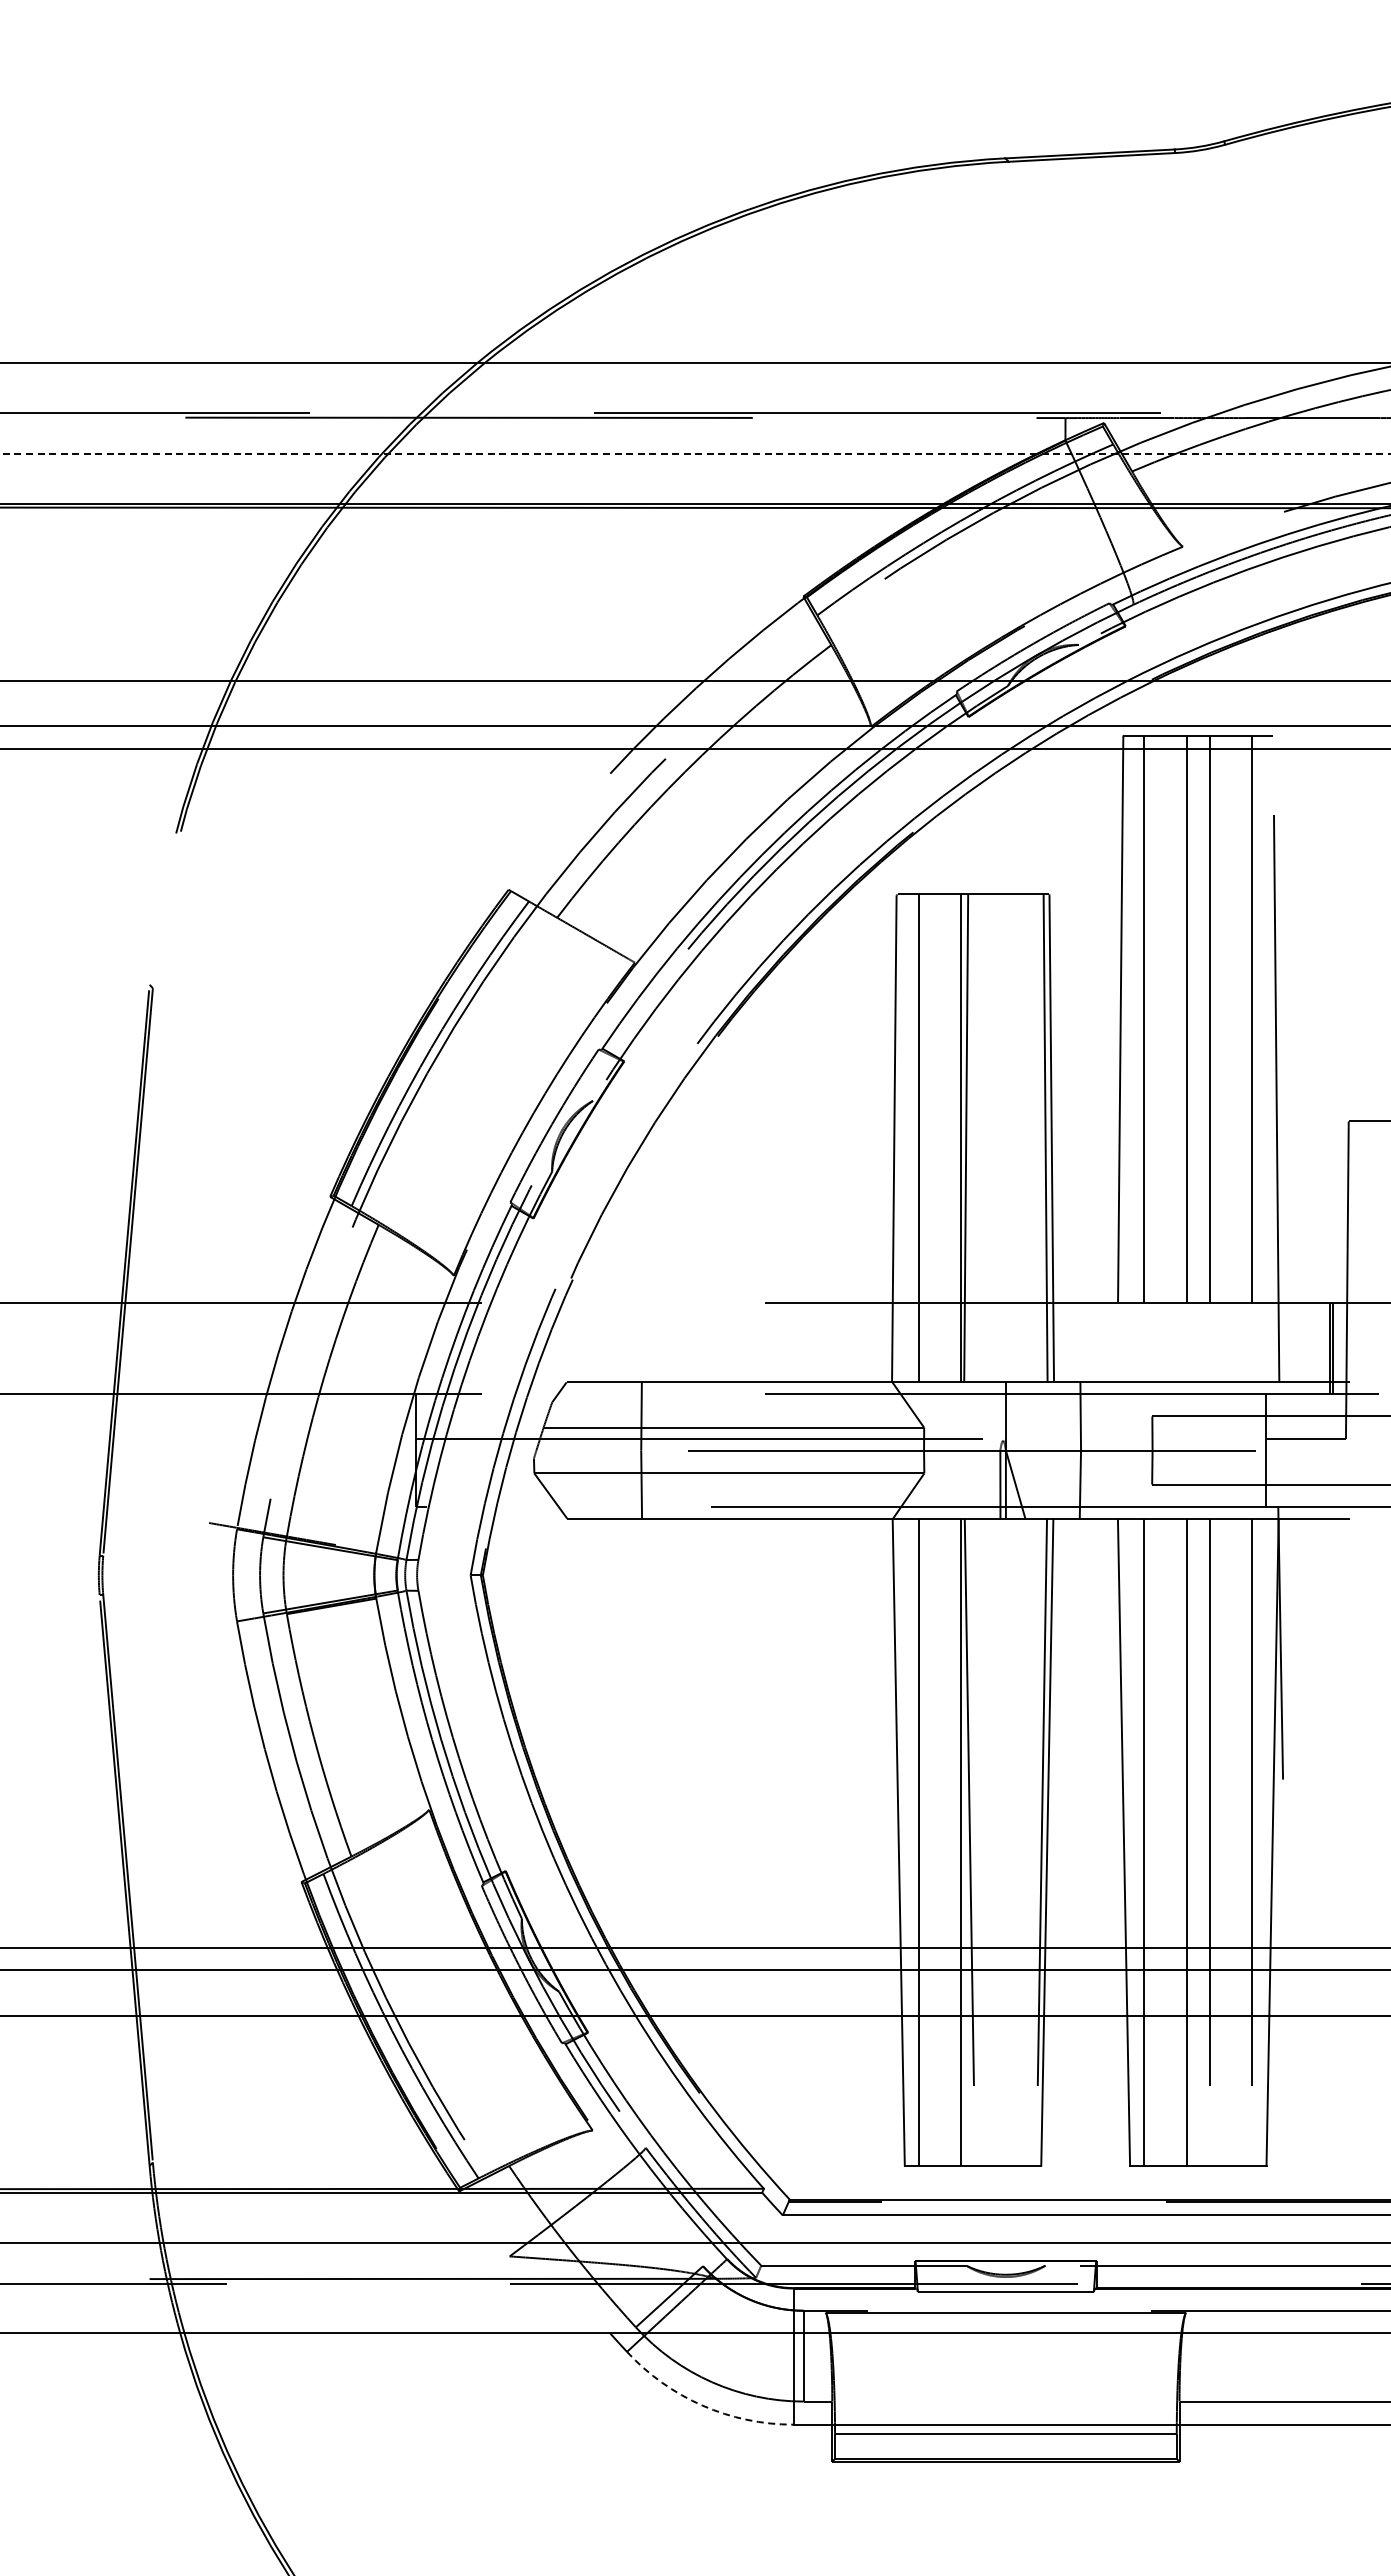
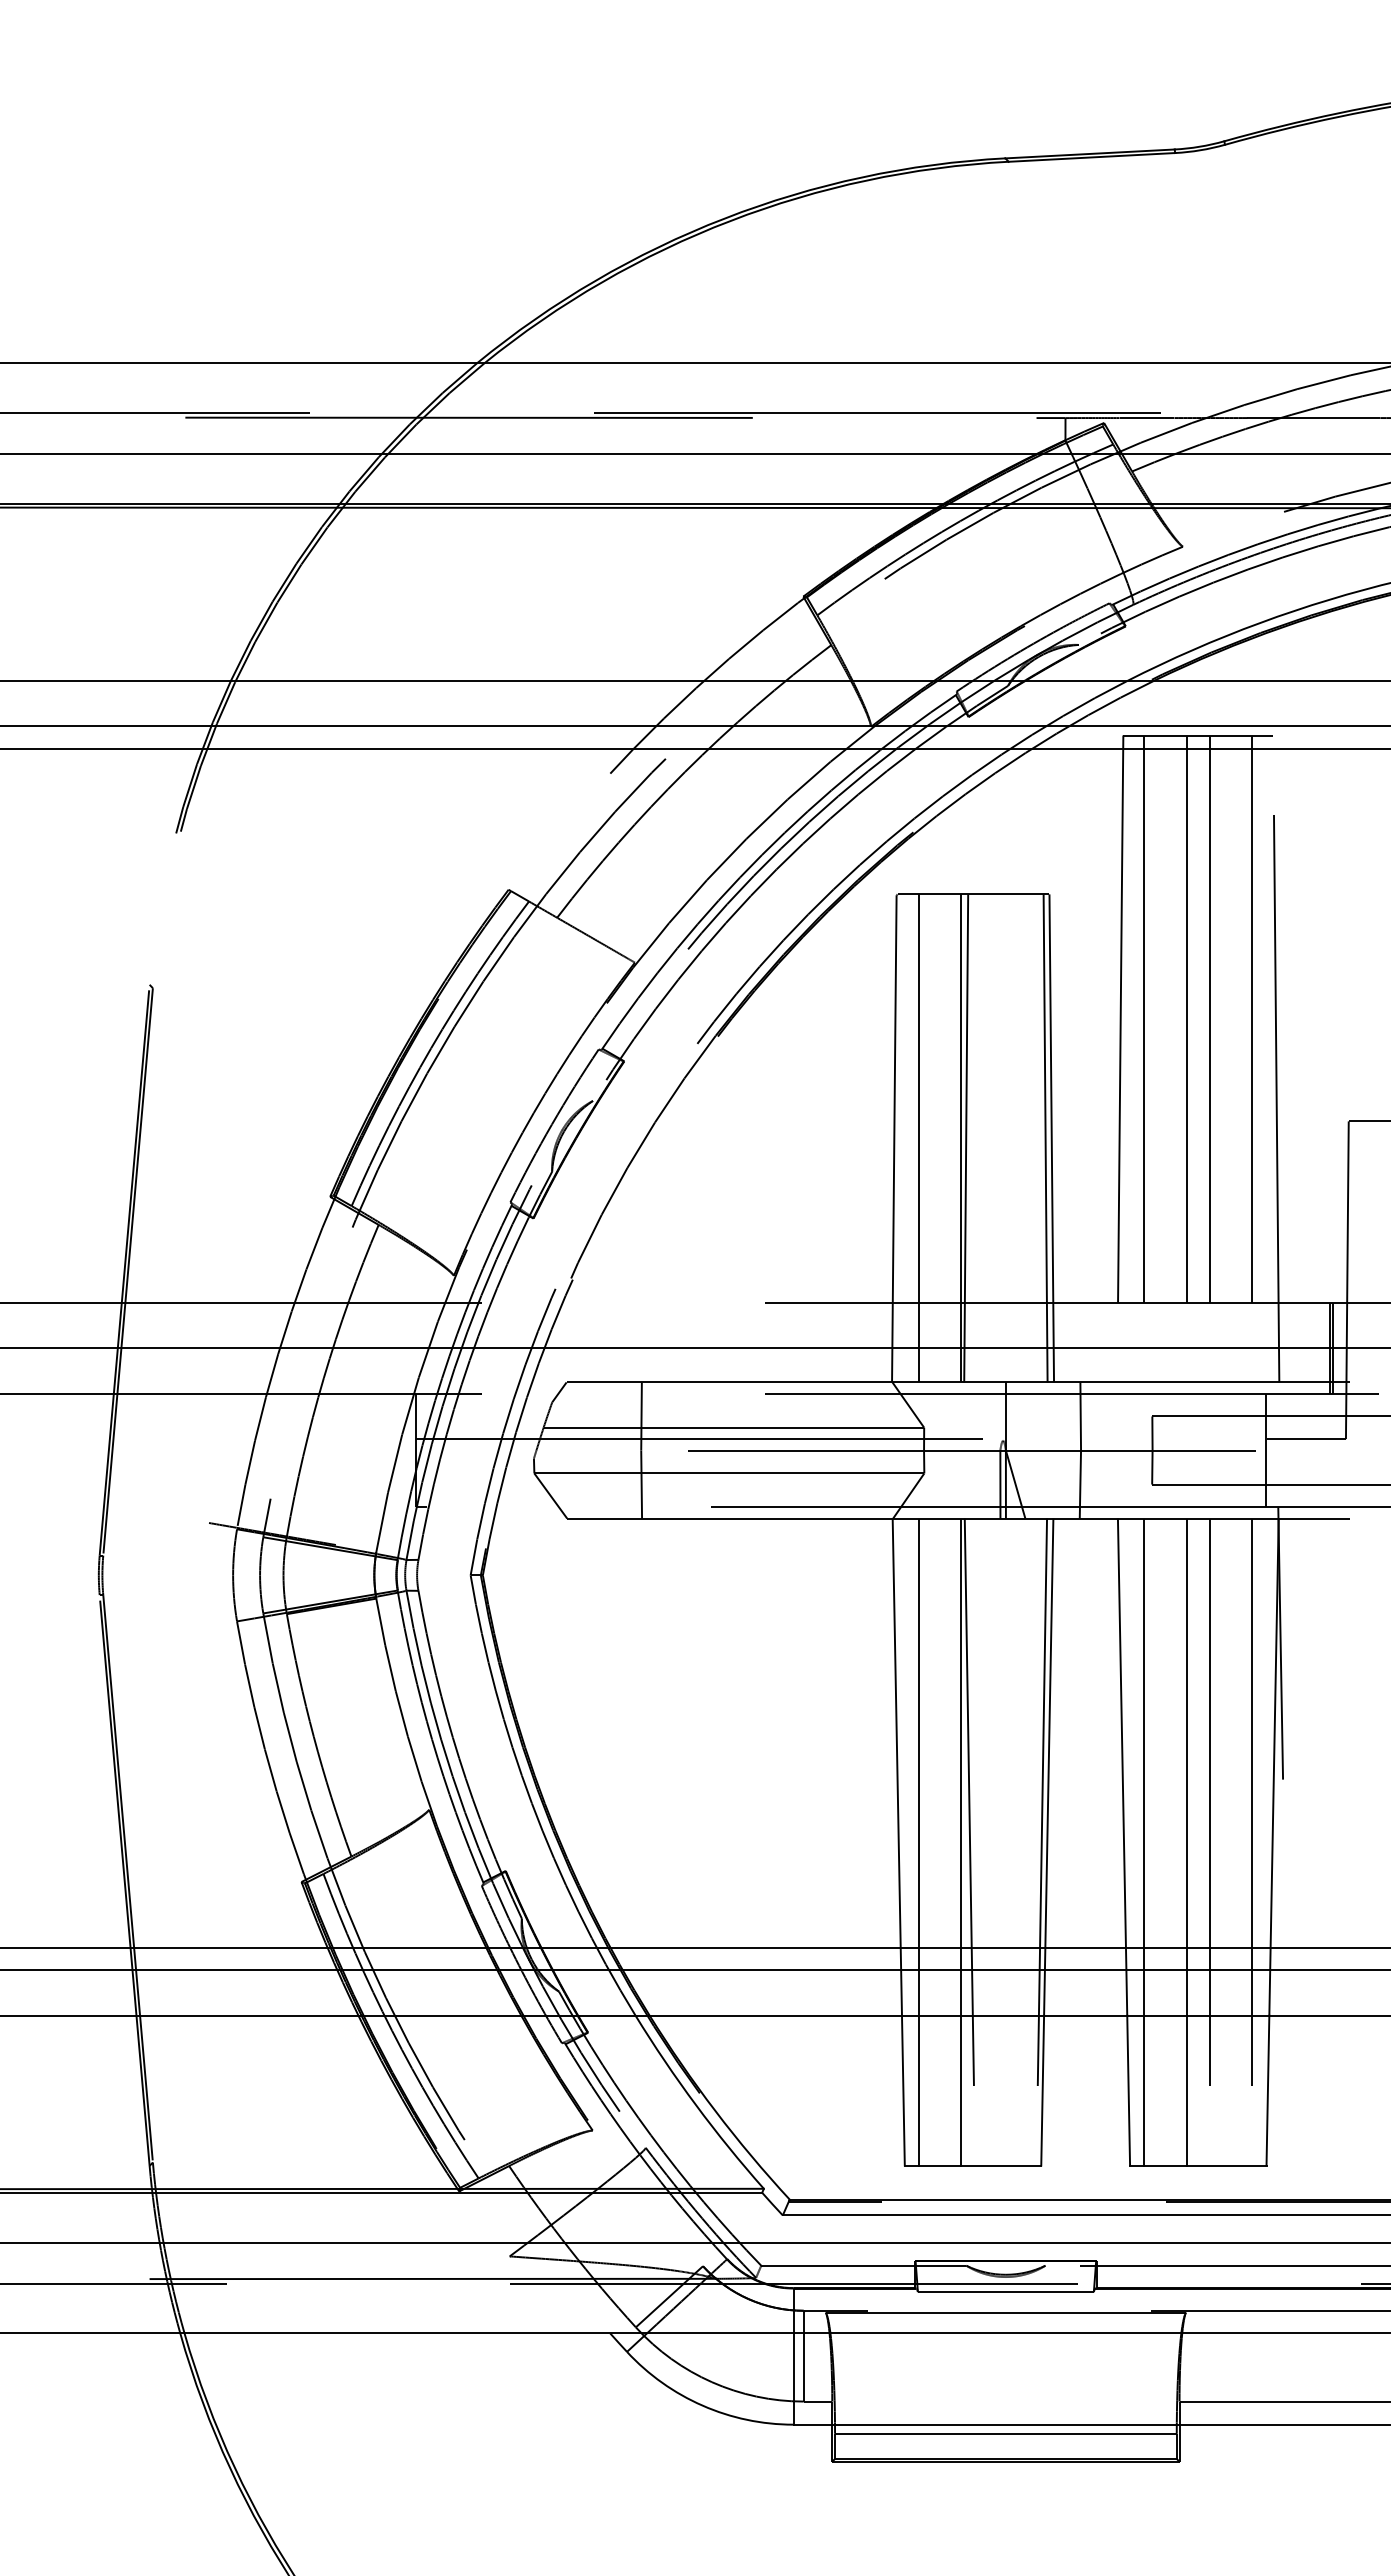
line: dashed -> solid (695, 454)
line: none -> present (694, 1348)
arc: dashed -> solid (702, 2405)
